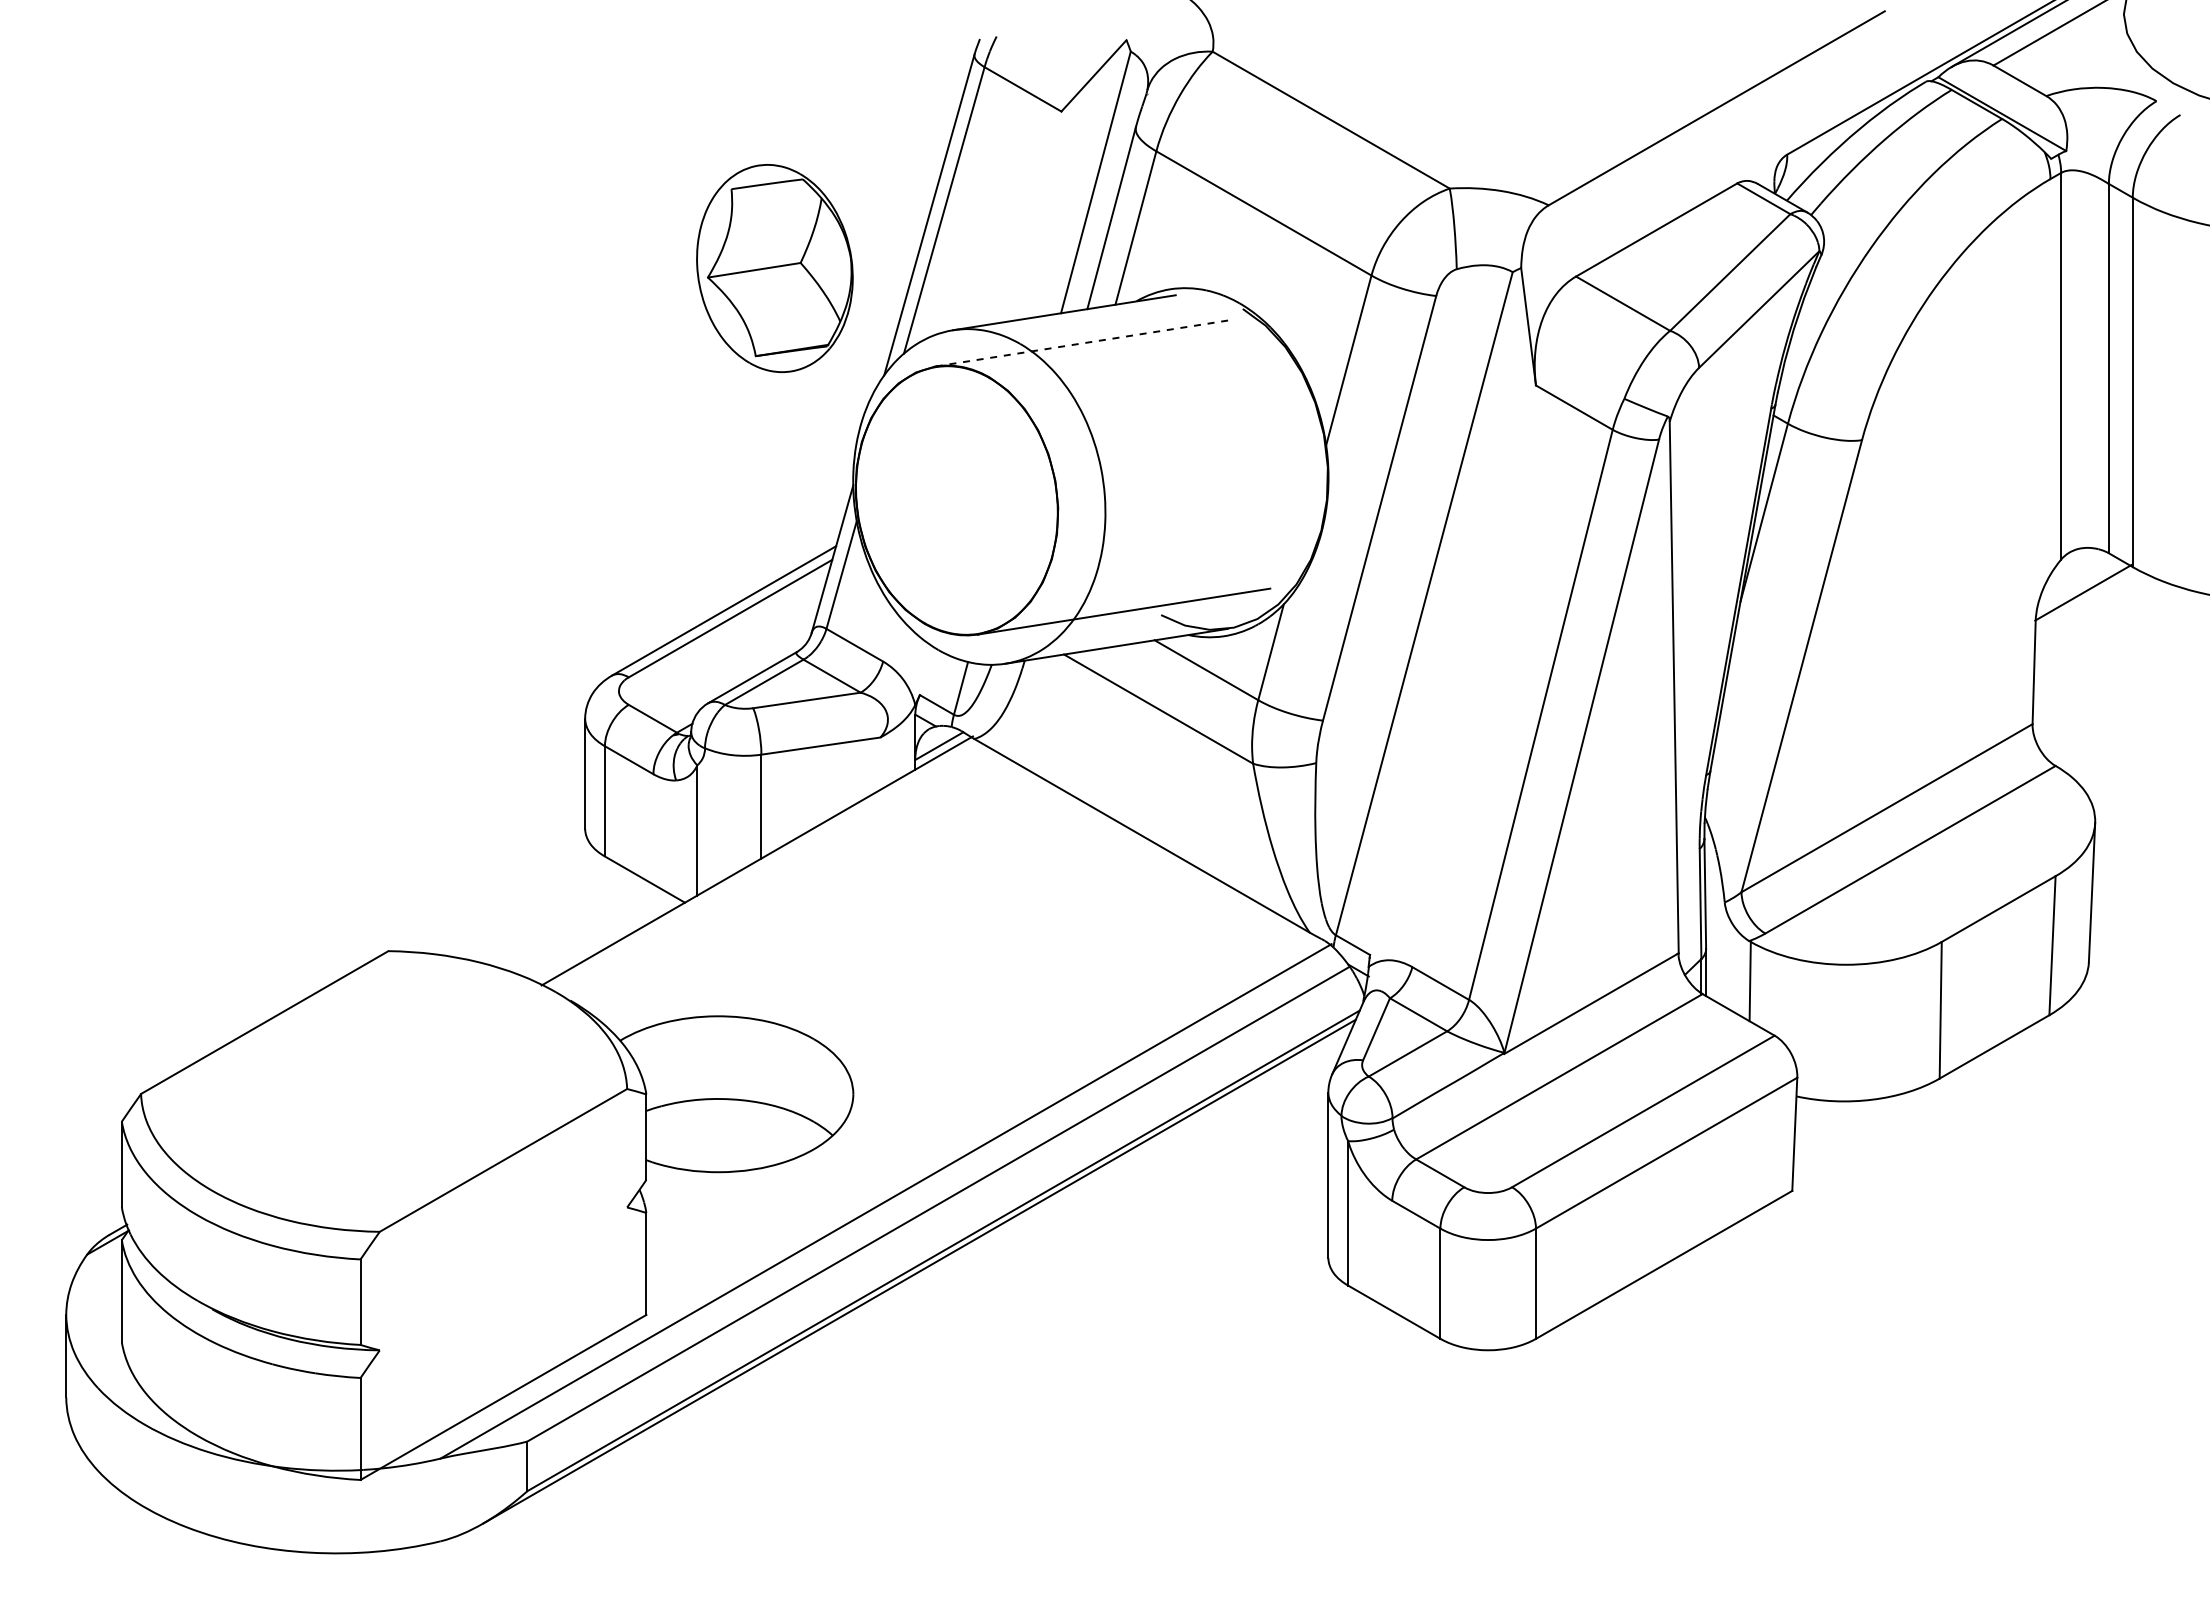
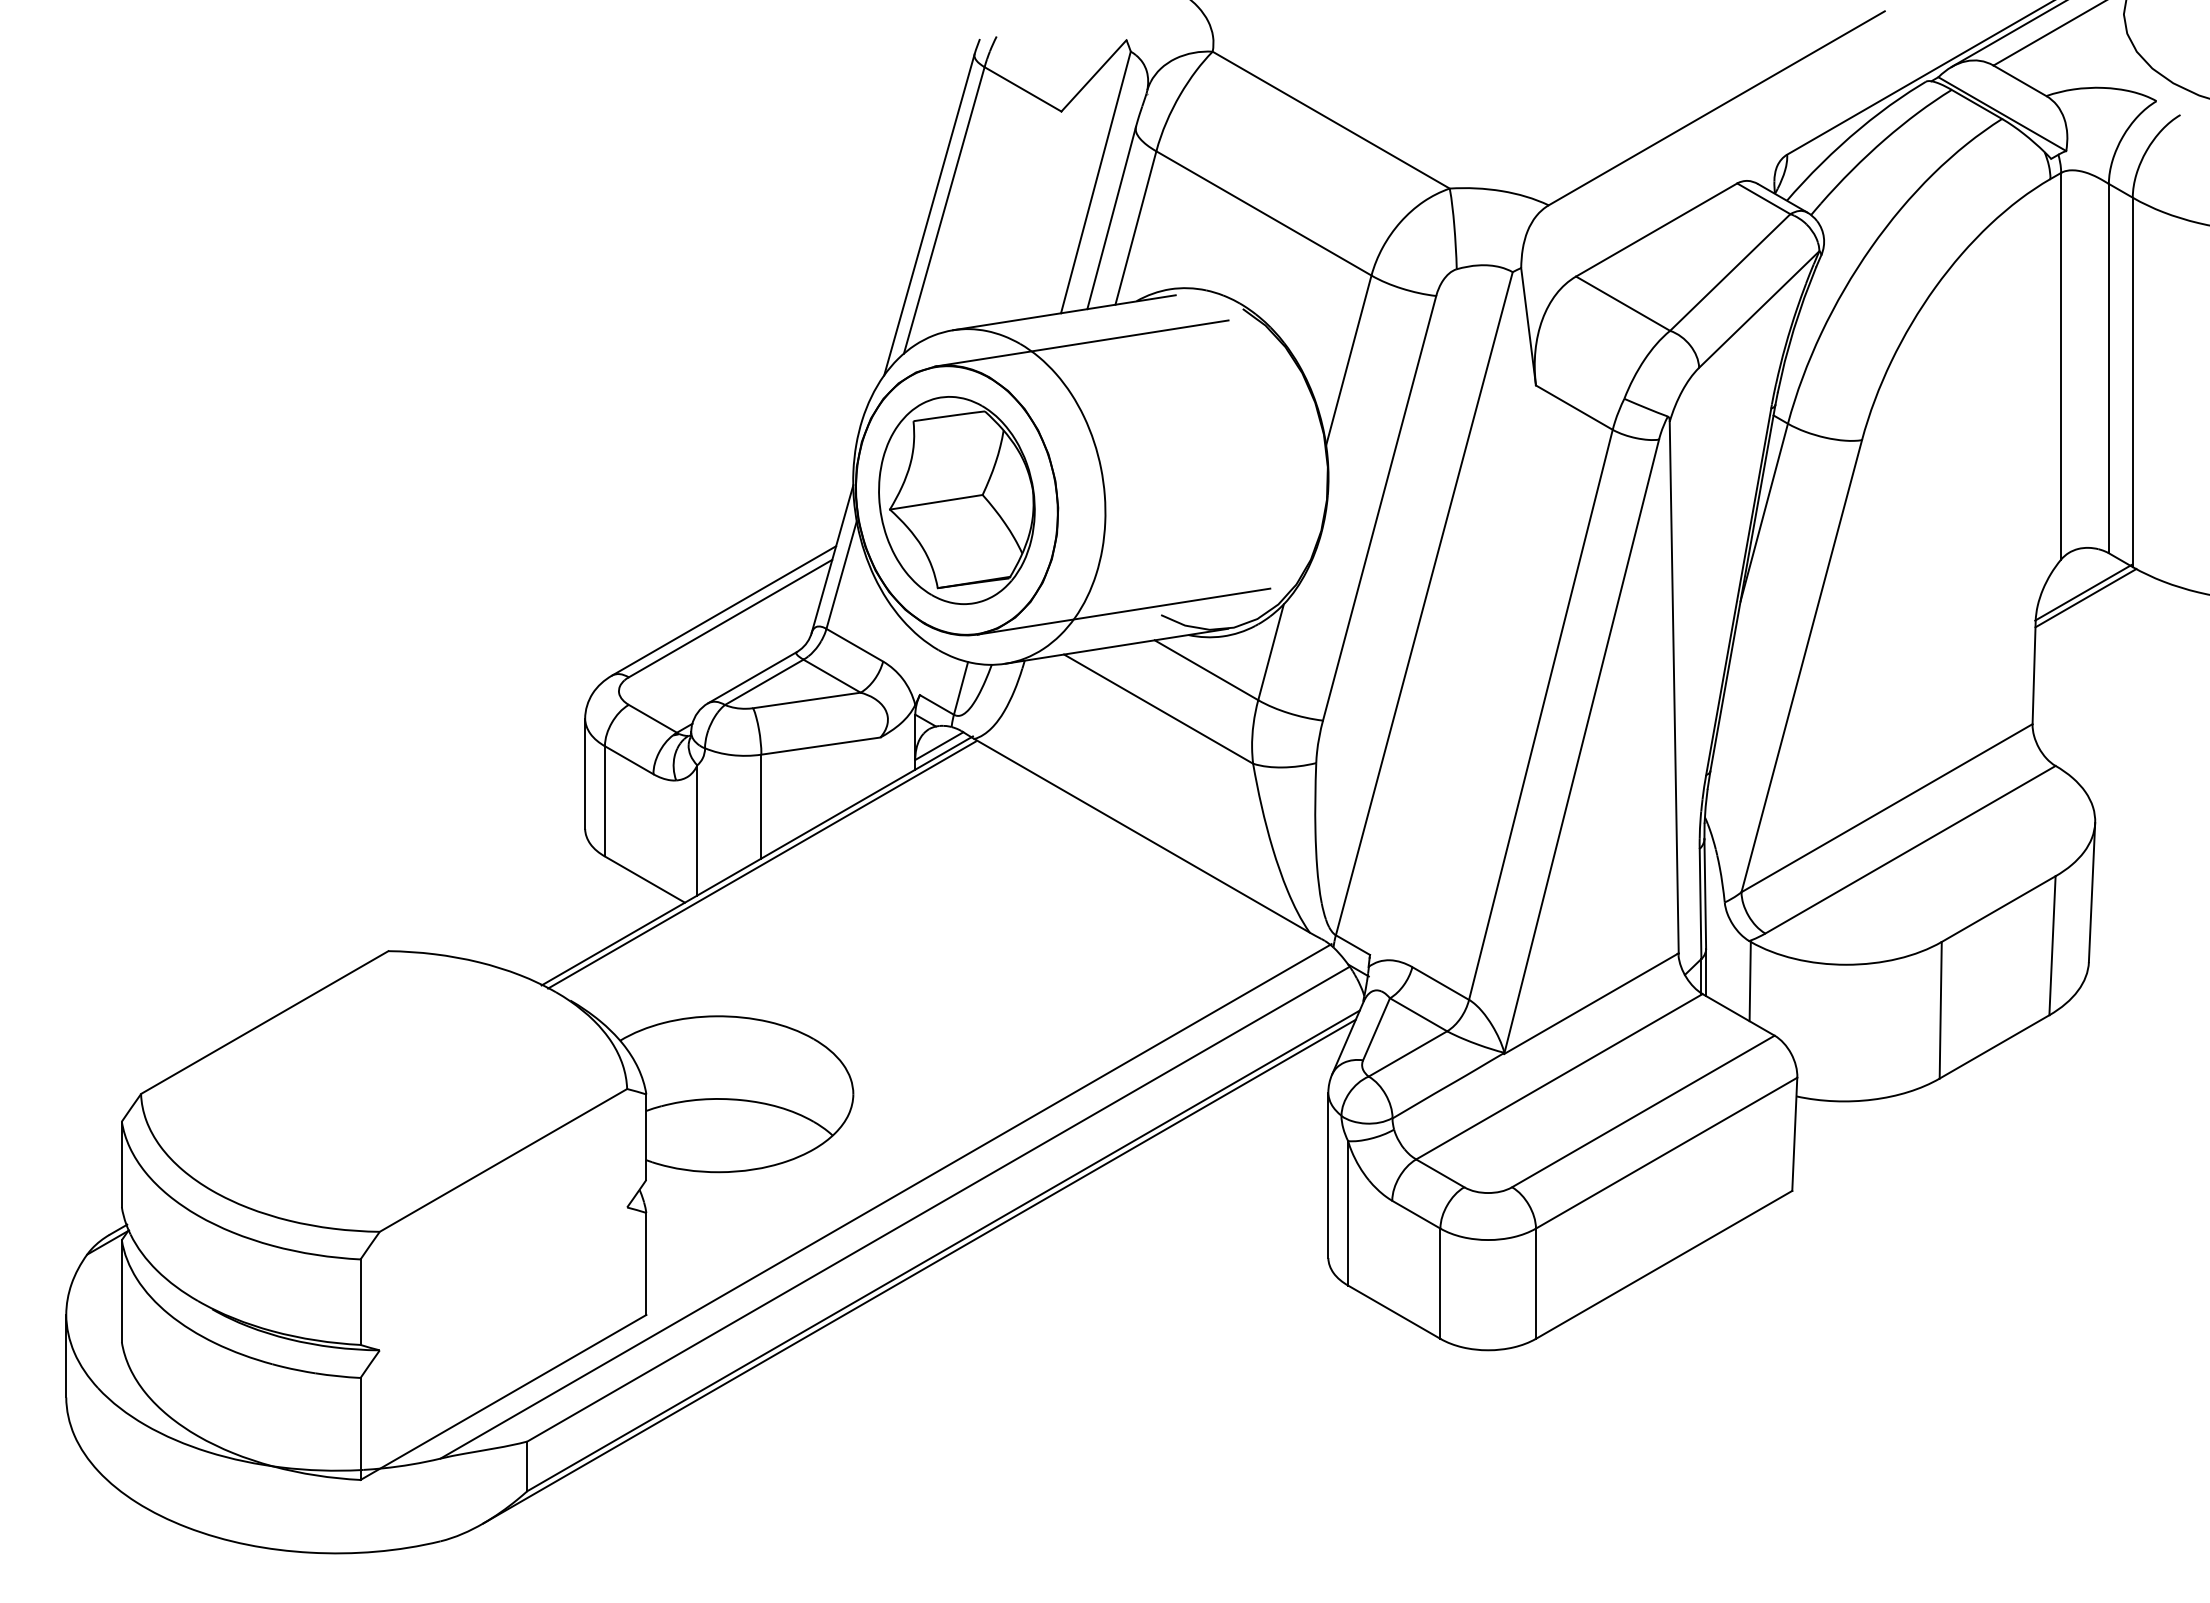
part position: (774, 268) -> (956, 500) (956, 500)
line: dashed -> solid (1082, 343)
line: none -> present (2085, 598)
line: none -> present (761, 864)
